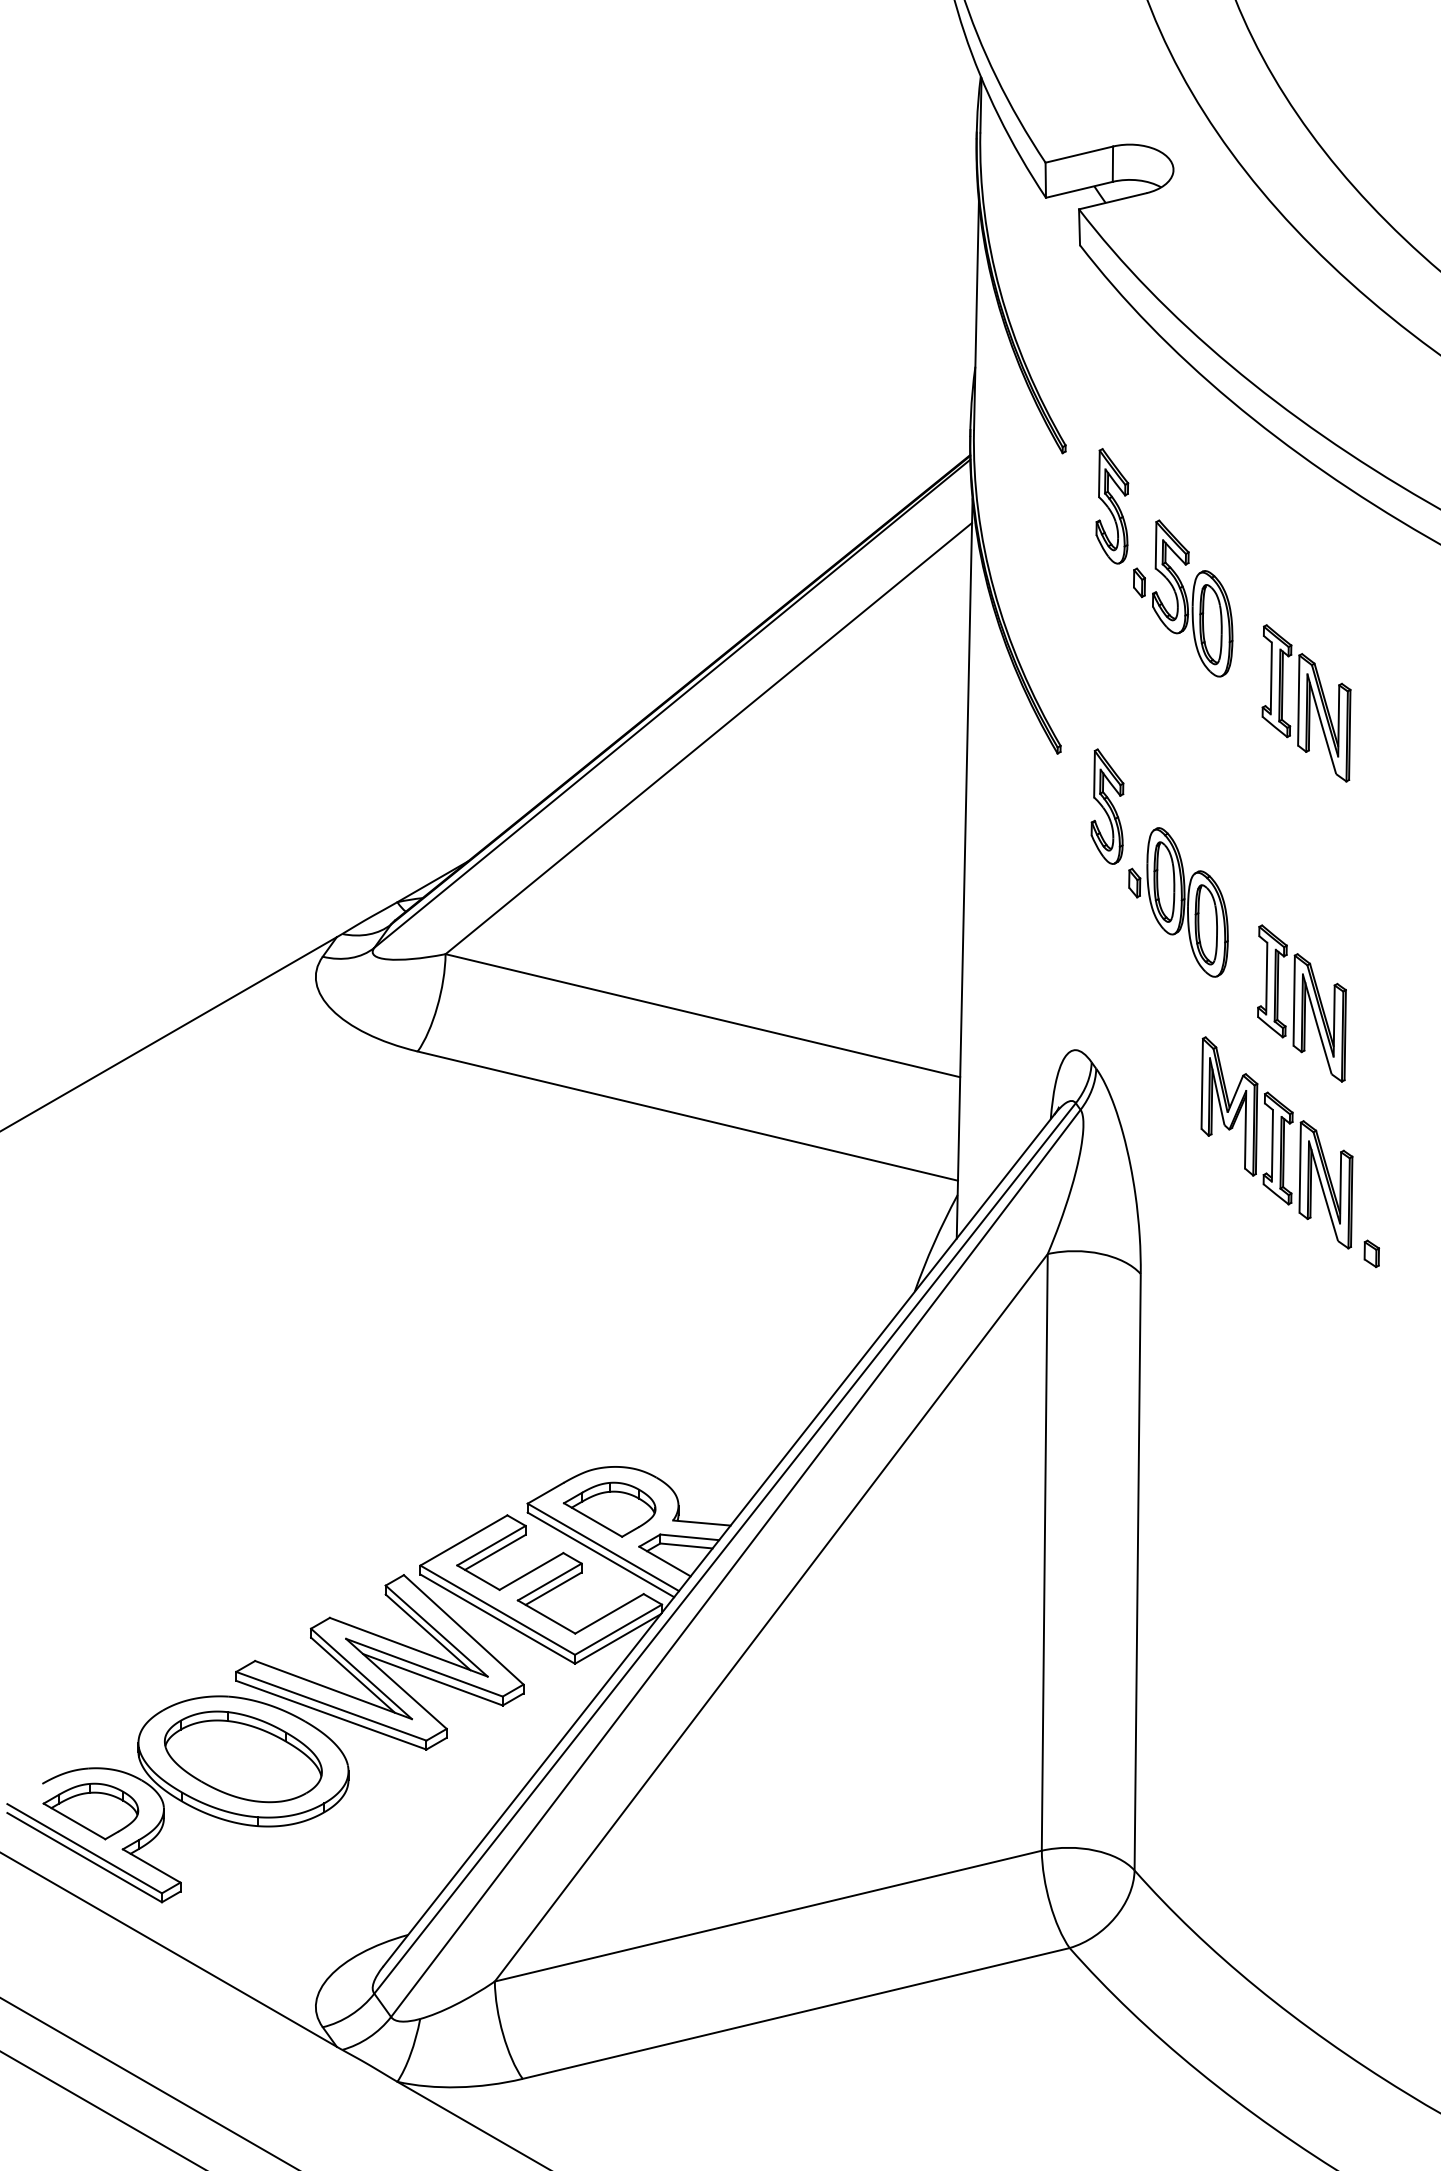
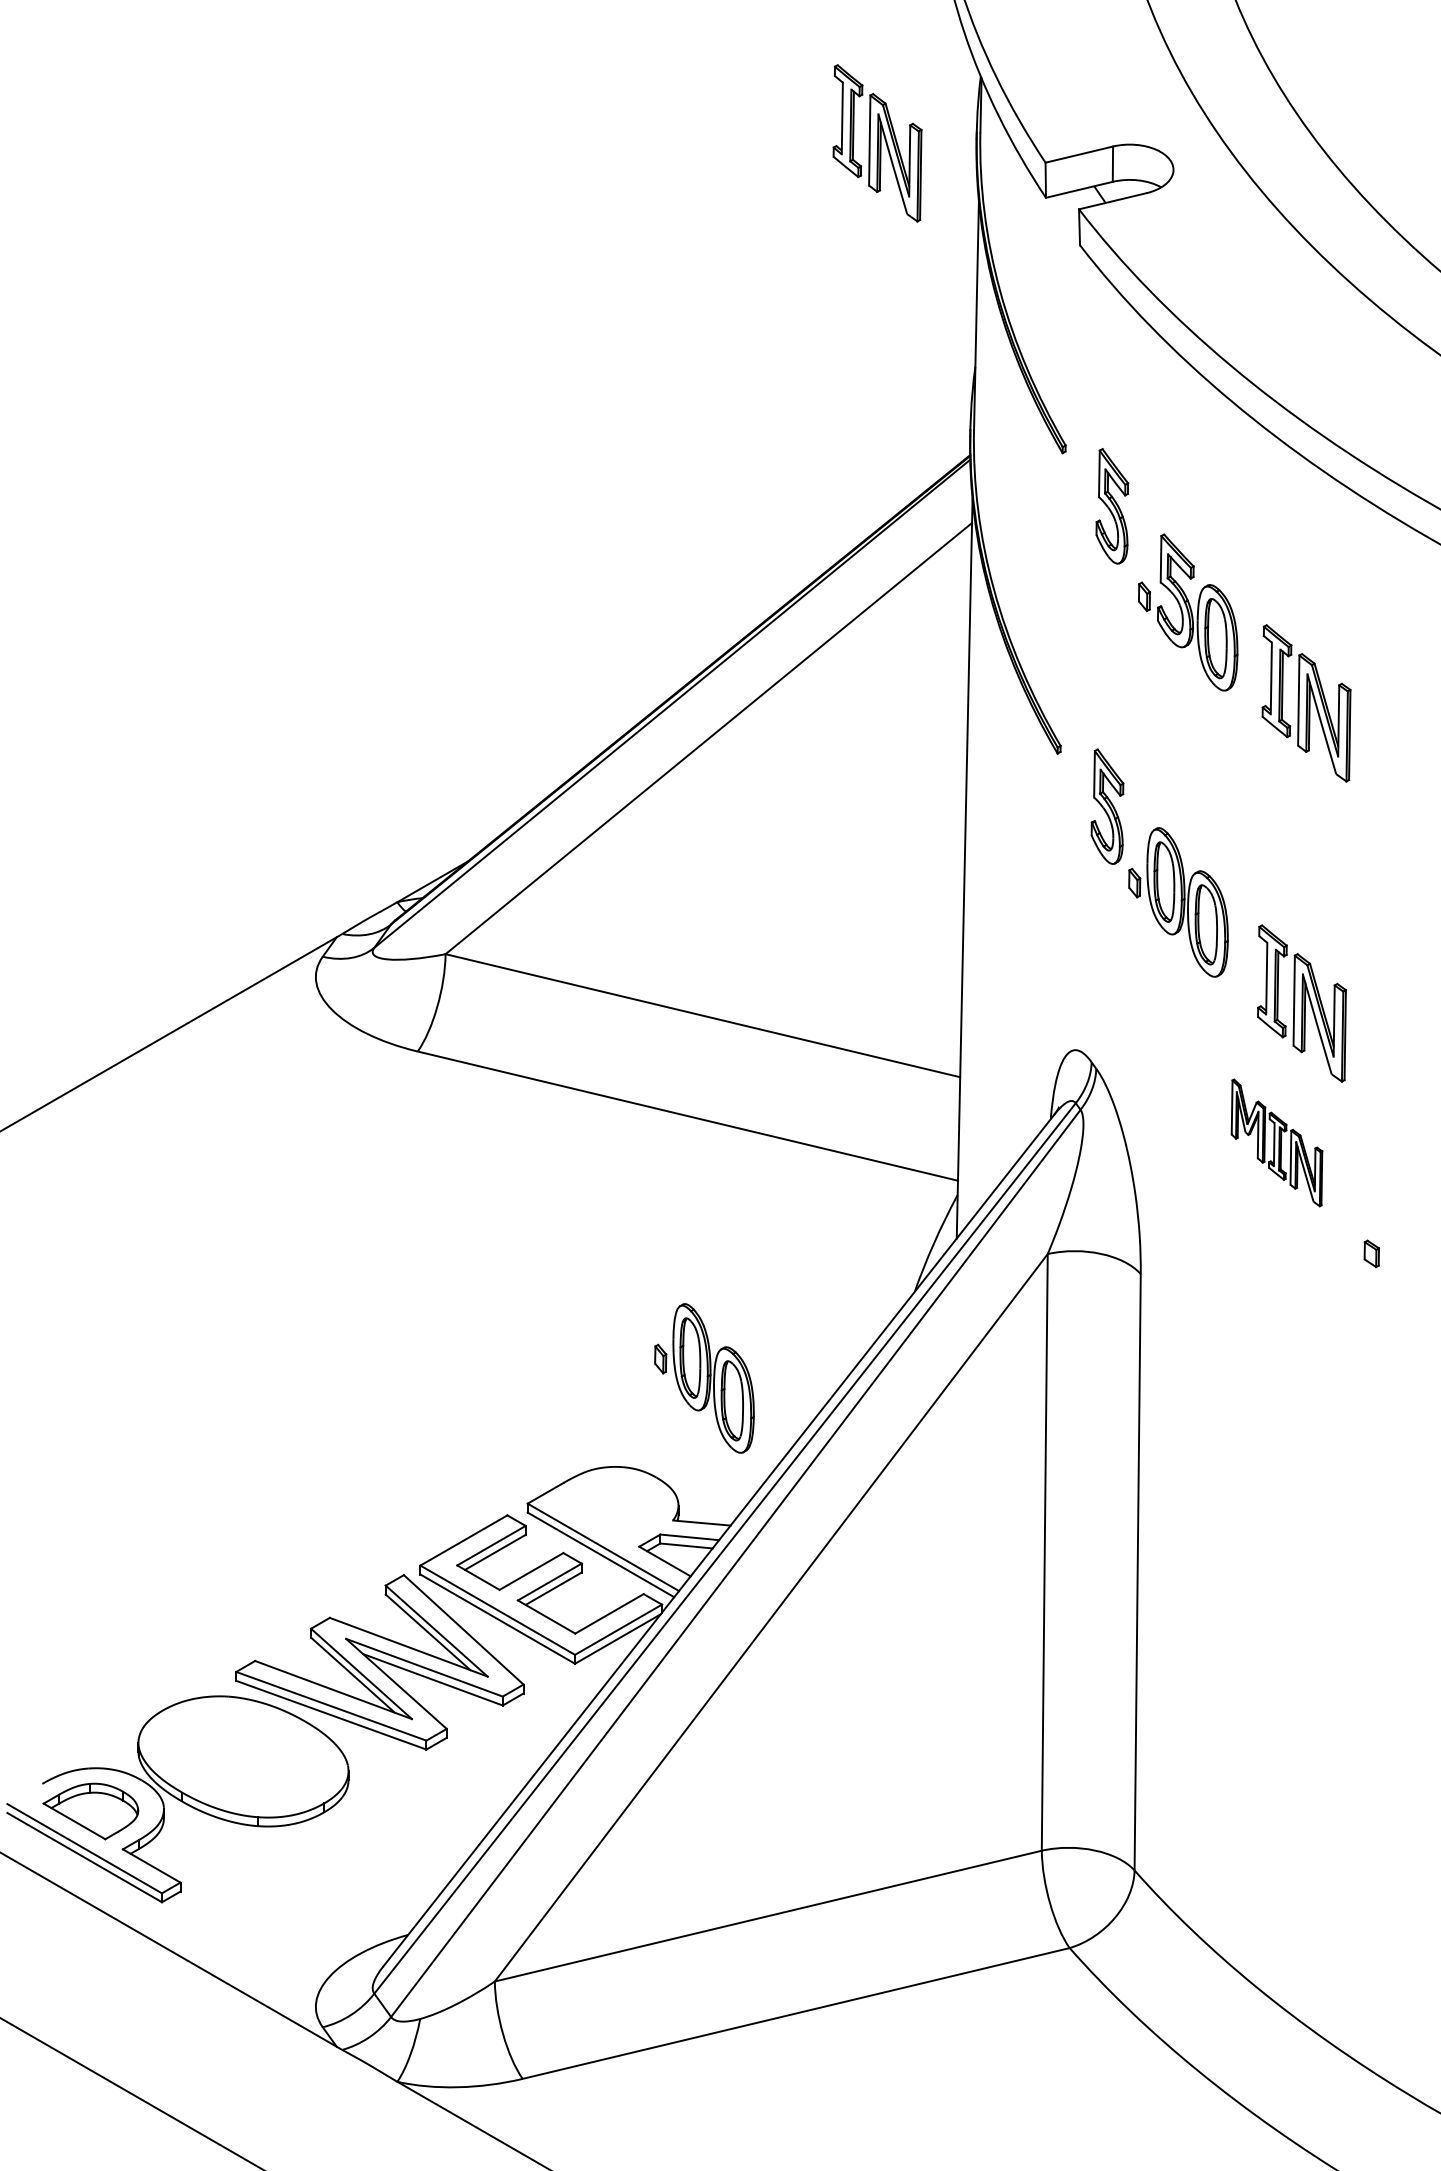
part: none -> present (877, 143)
part position: (1183, 598) -> (1188, 612) (1188, 612)
part size: 154x214 px -> 94x130 px (1276, 1142)
part: none -> present (704, 1378)
part: present -> none (609, 1509)
part: present -> none (243, 1756)
line position: (148, 2082) -> (130, 2093) (130, 2093)
line: present -> none (102, 2109)
